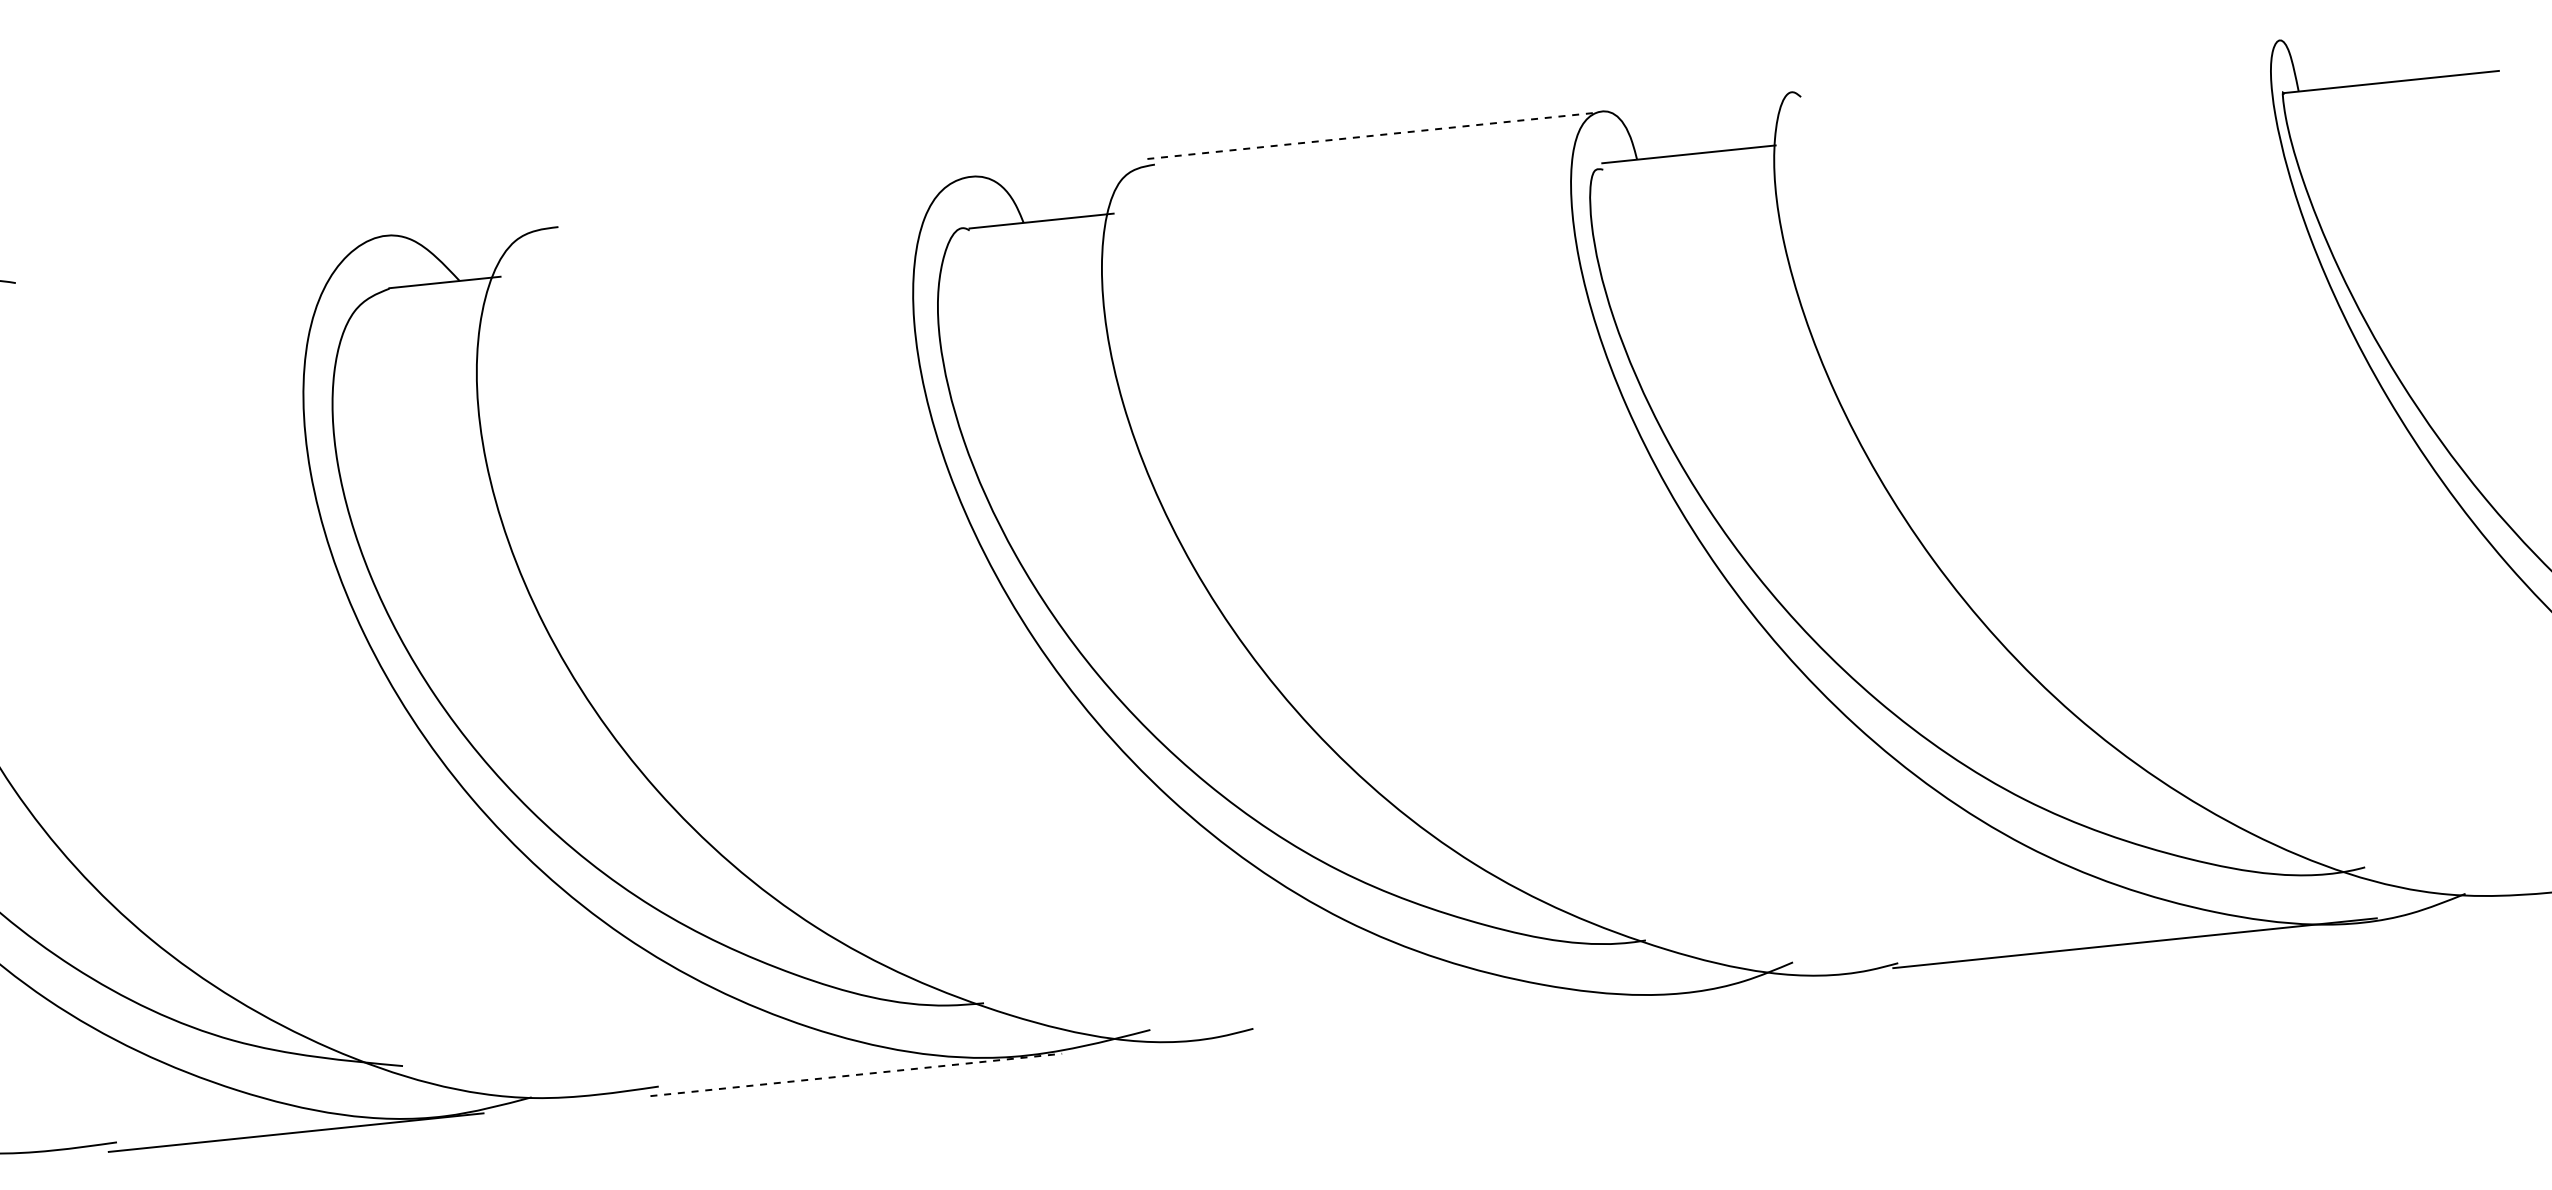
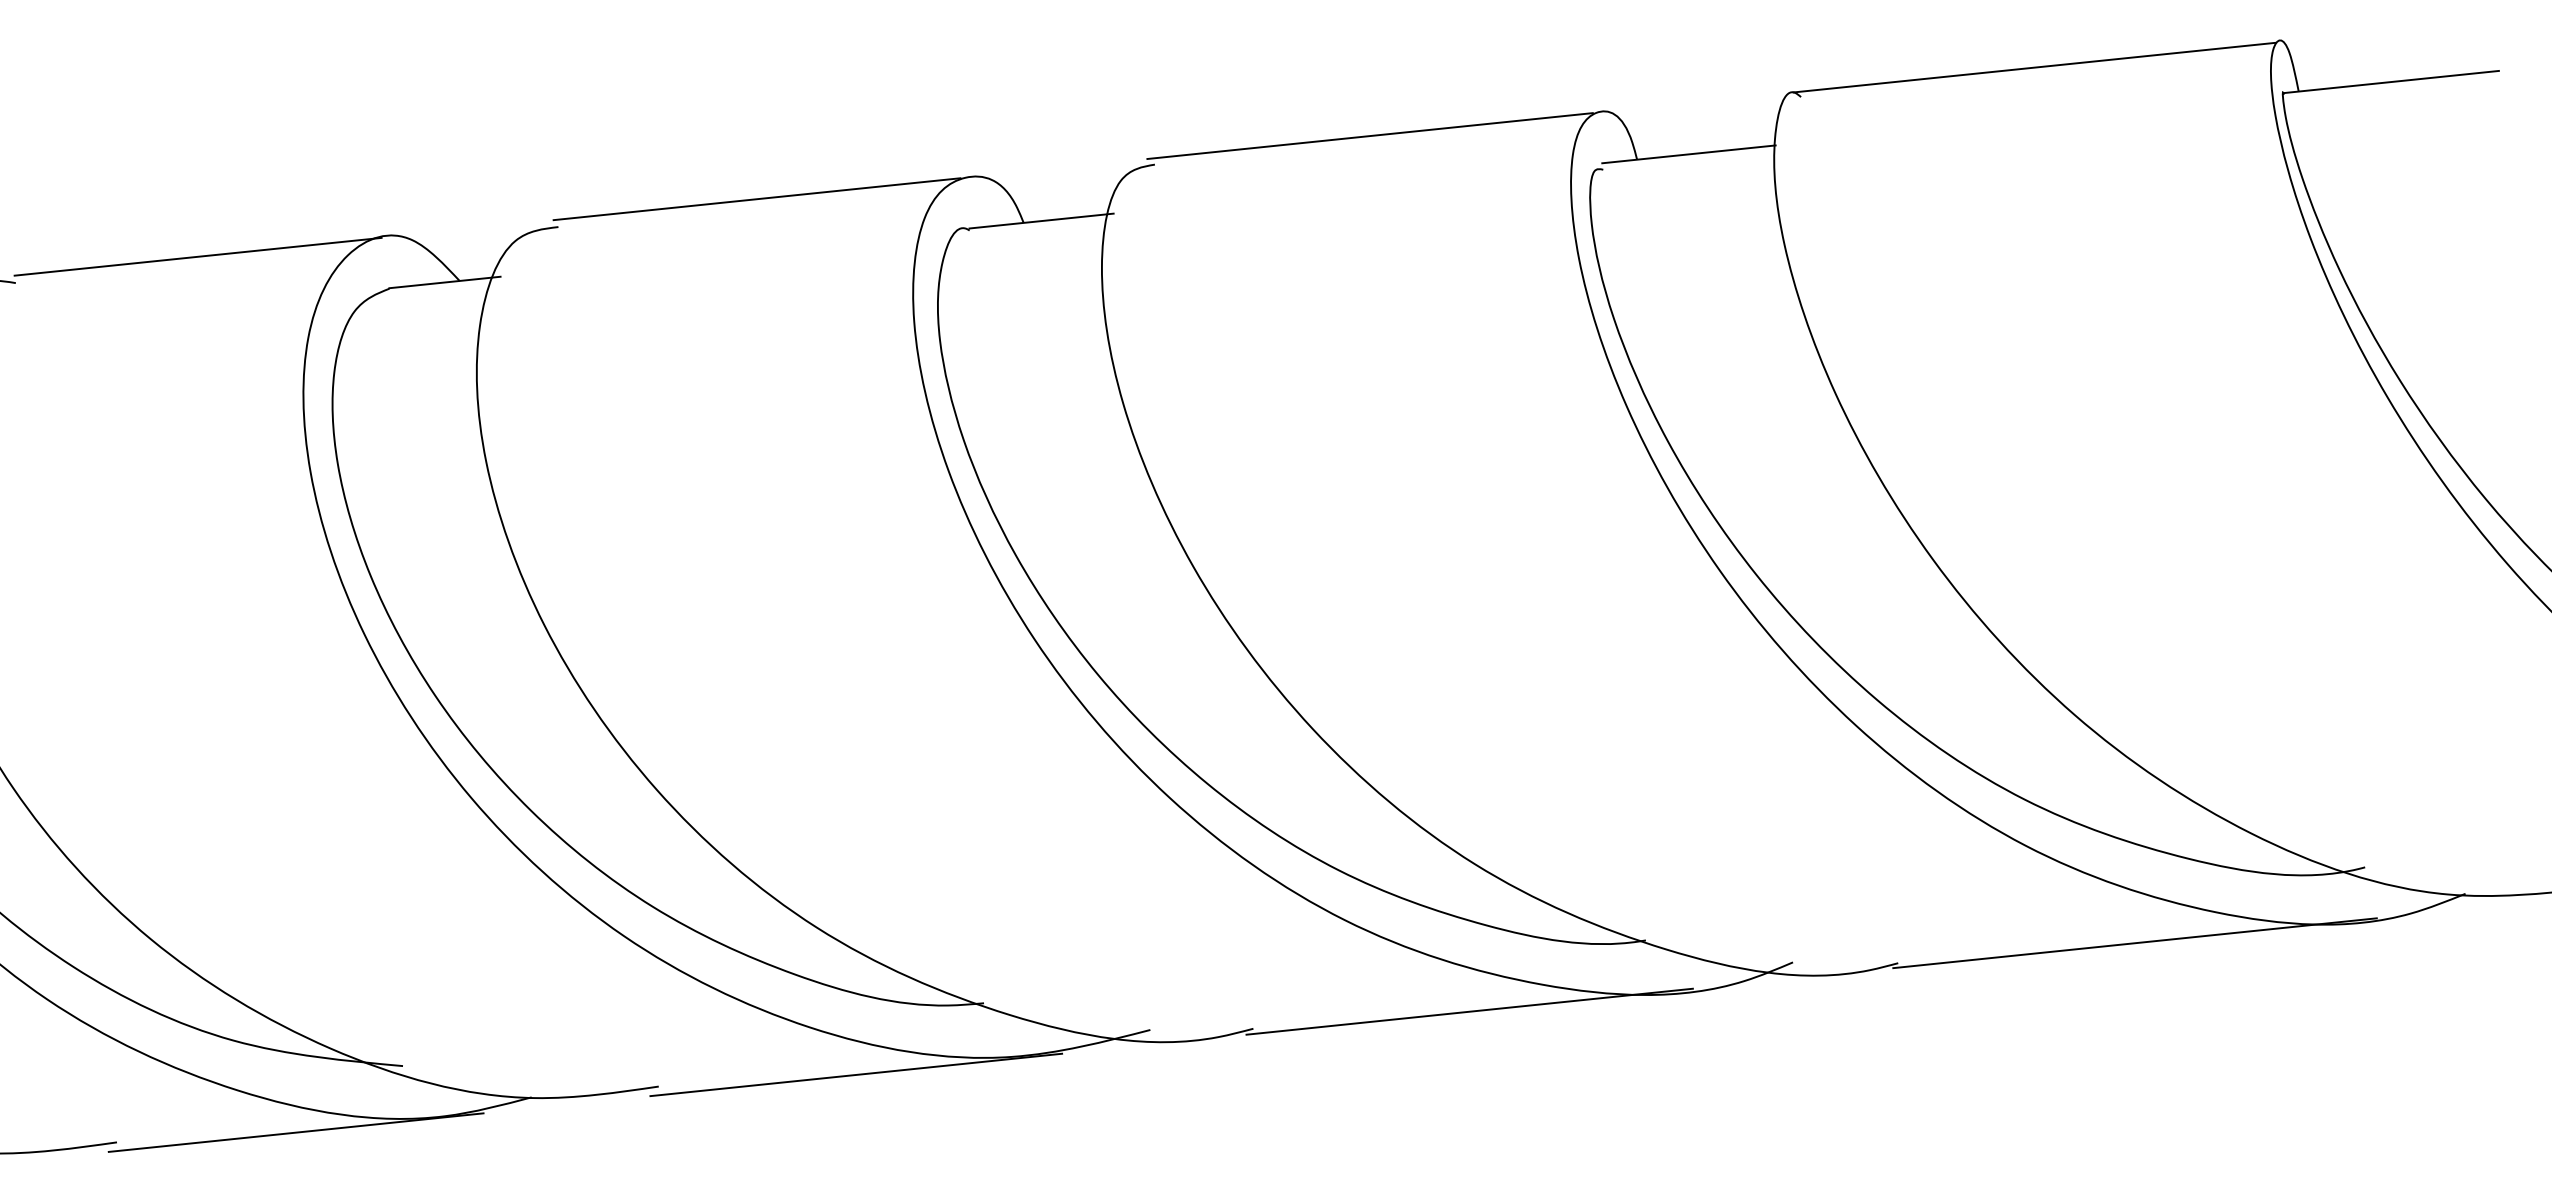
line: none -> present (2034, 67)
line: dashed -> solid (1370, 136)
line: none -> present (756, 199)
line: none -> present (197, 256)
line: none -> present (1469, 1011)
line: dashed -> solid (856, 1074)
